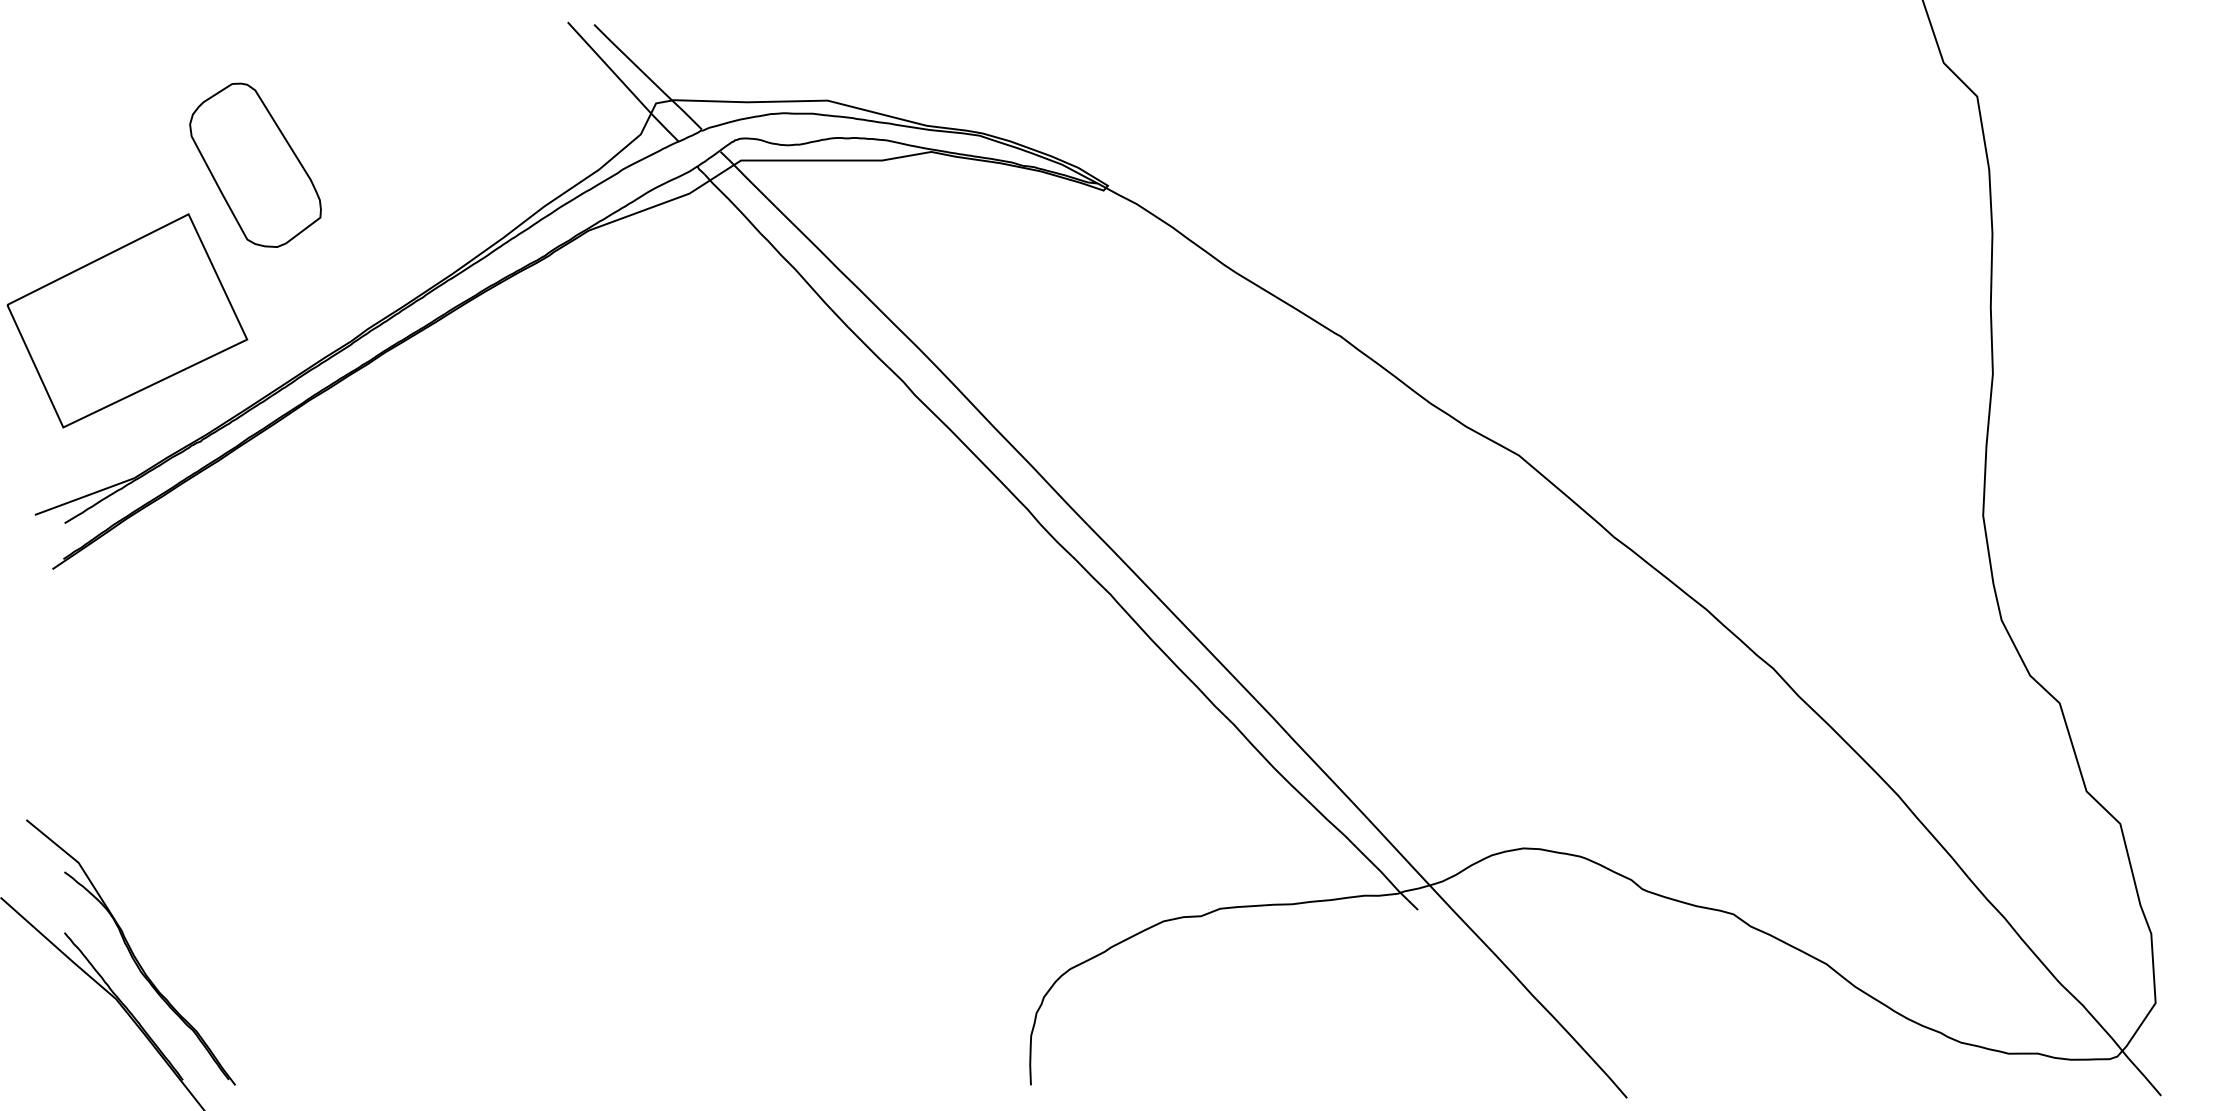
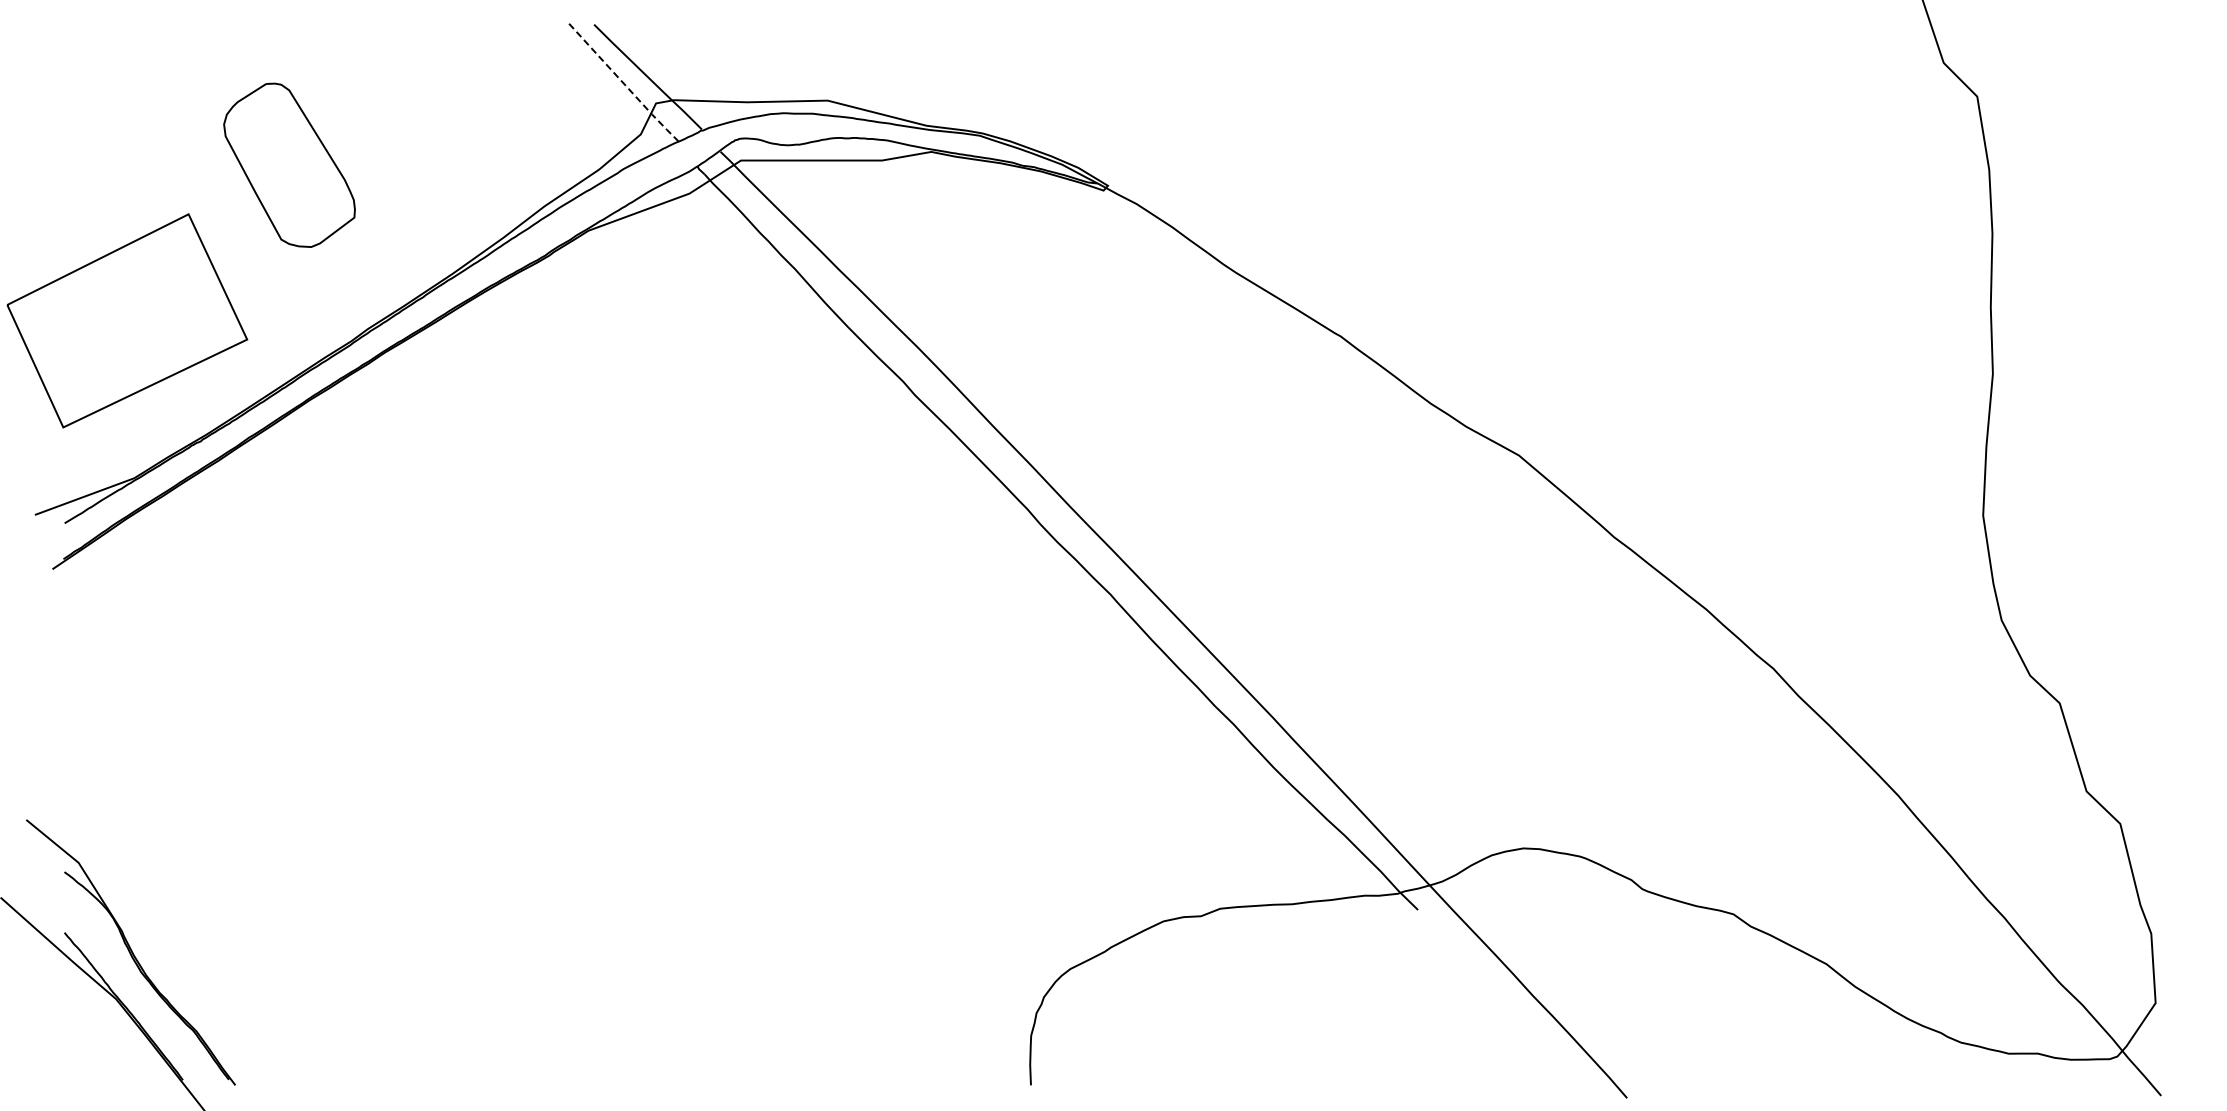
line: solid -> dashed (623, 83)
part position: (255, 164) -> (289, 164) (289, 164)
